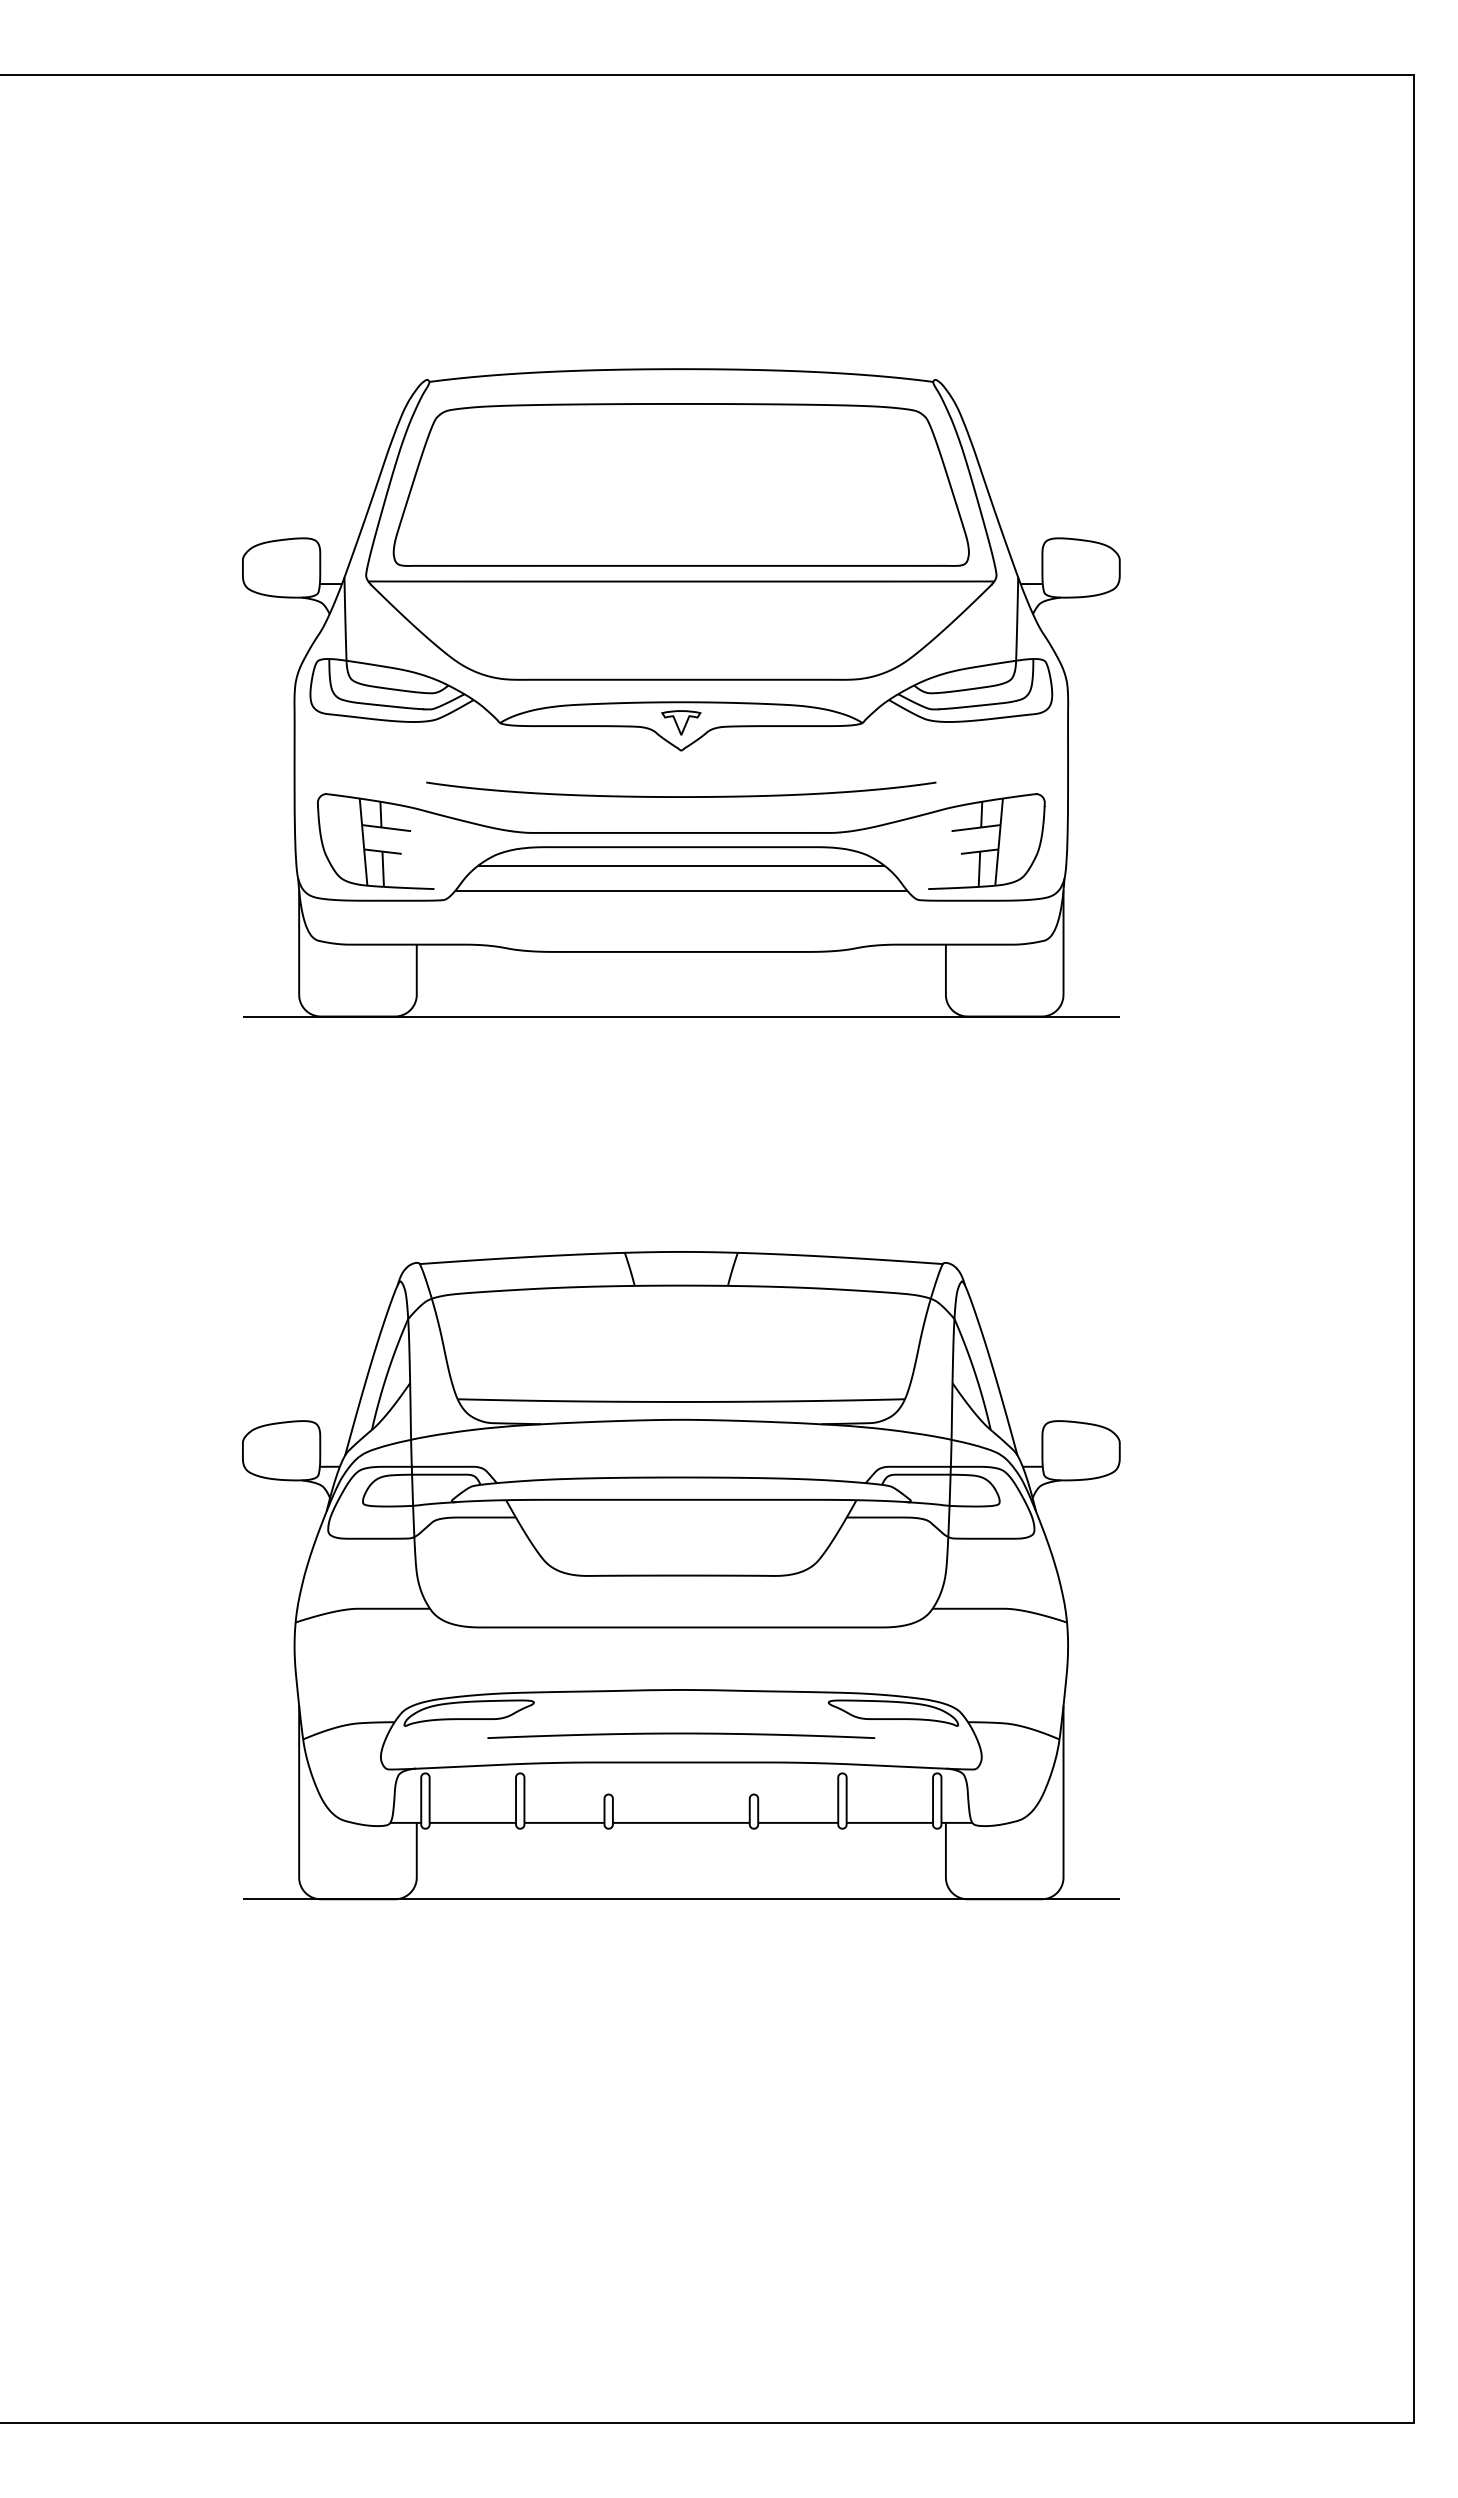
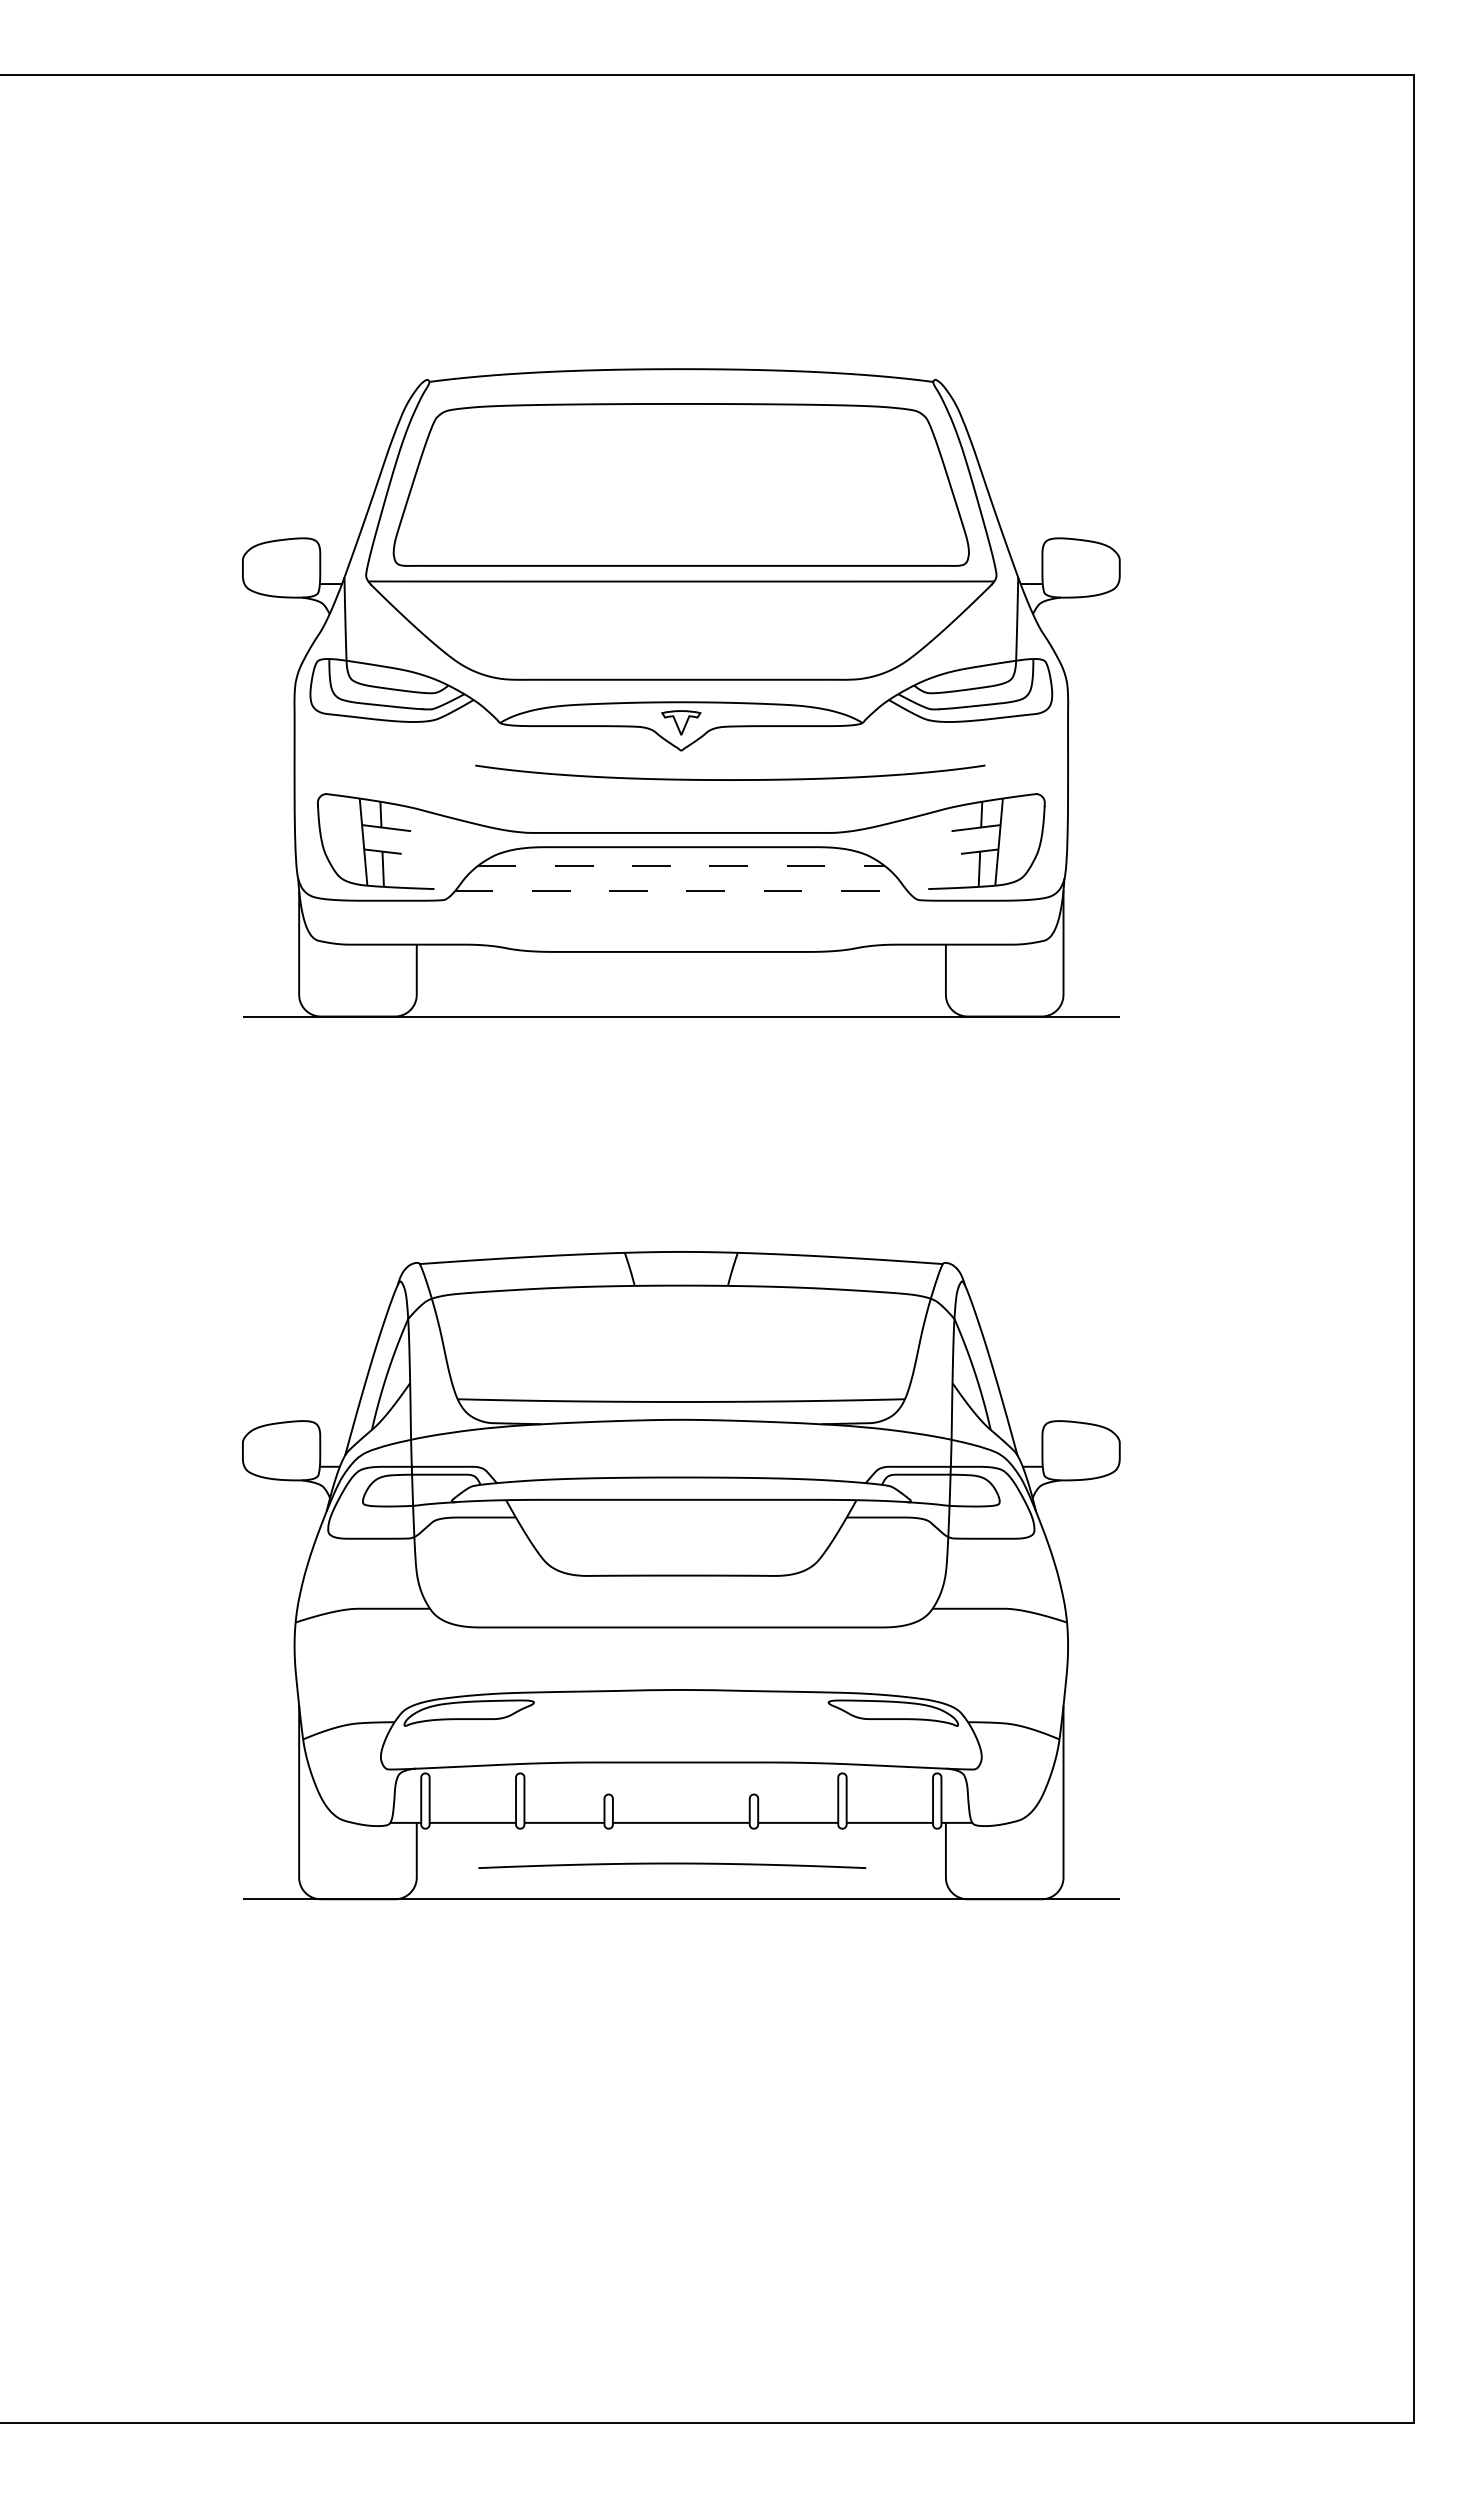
curve position: (681, 796) -> (730, 779) (730, 779)
line: solid -> dashed (681, 866)
line: solid -> dashed (681, 891)
curve position: (681, 1734) -> (672, 1864) (672, 1864)
